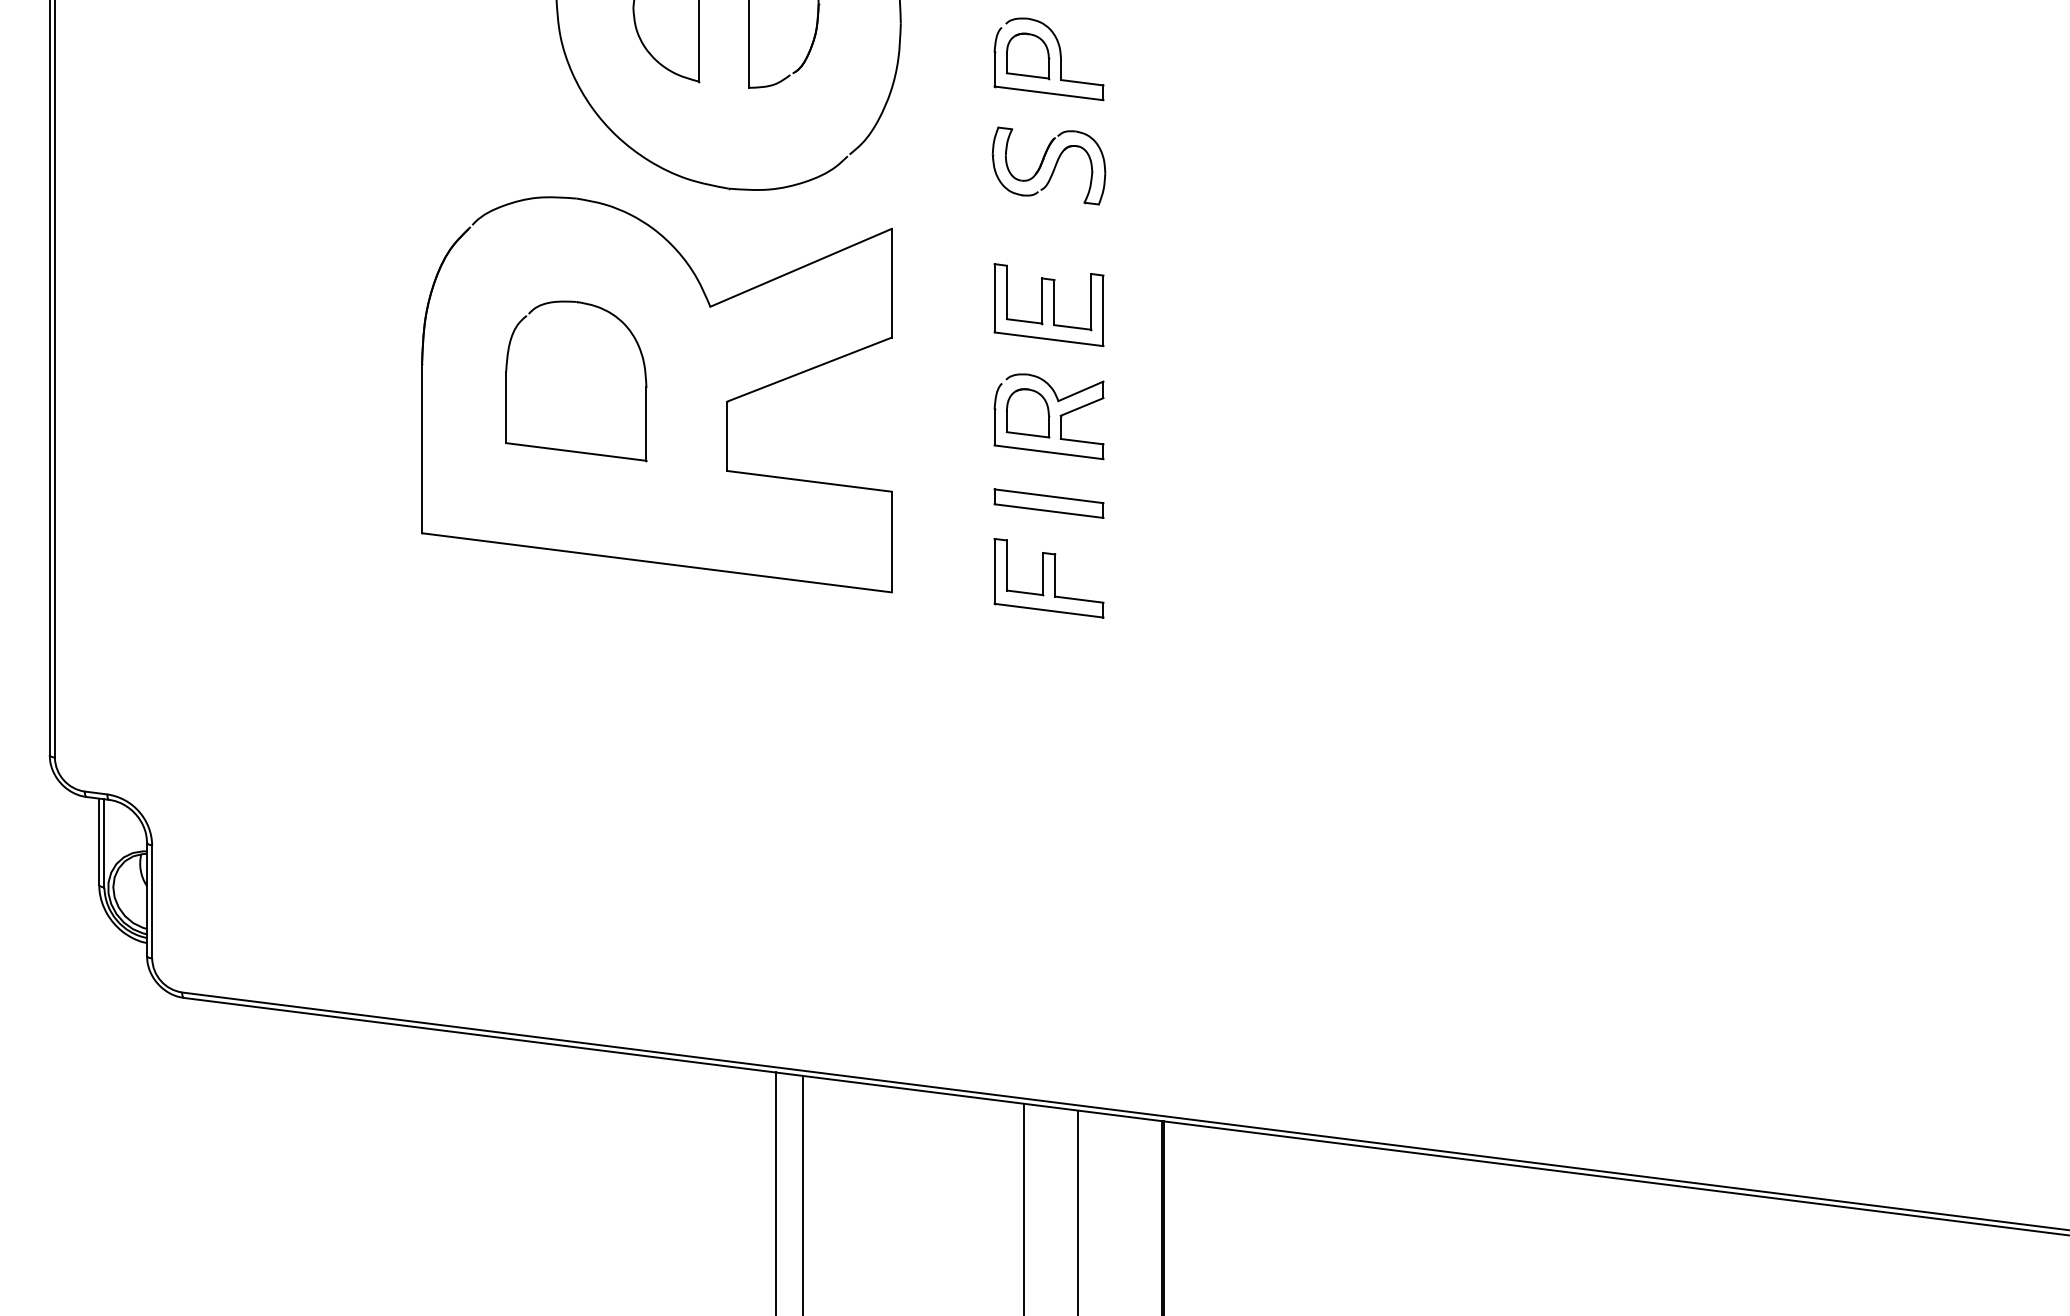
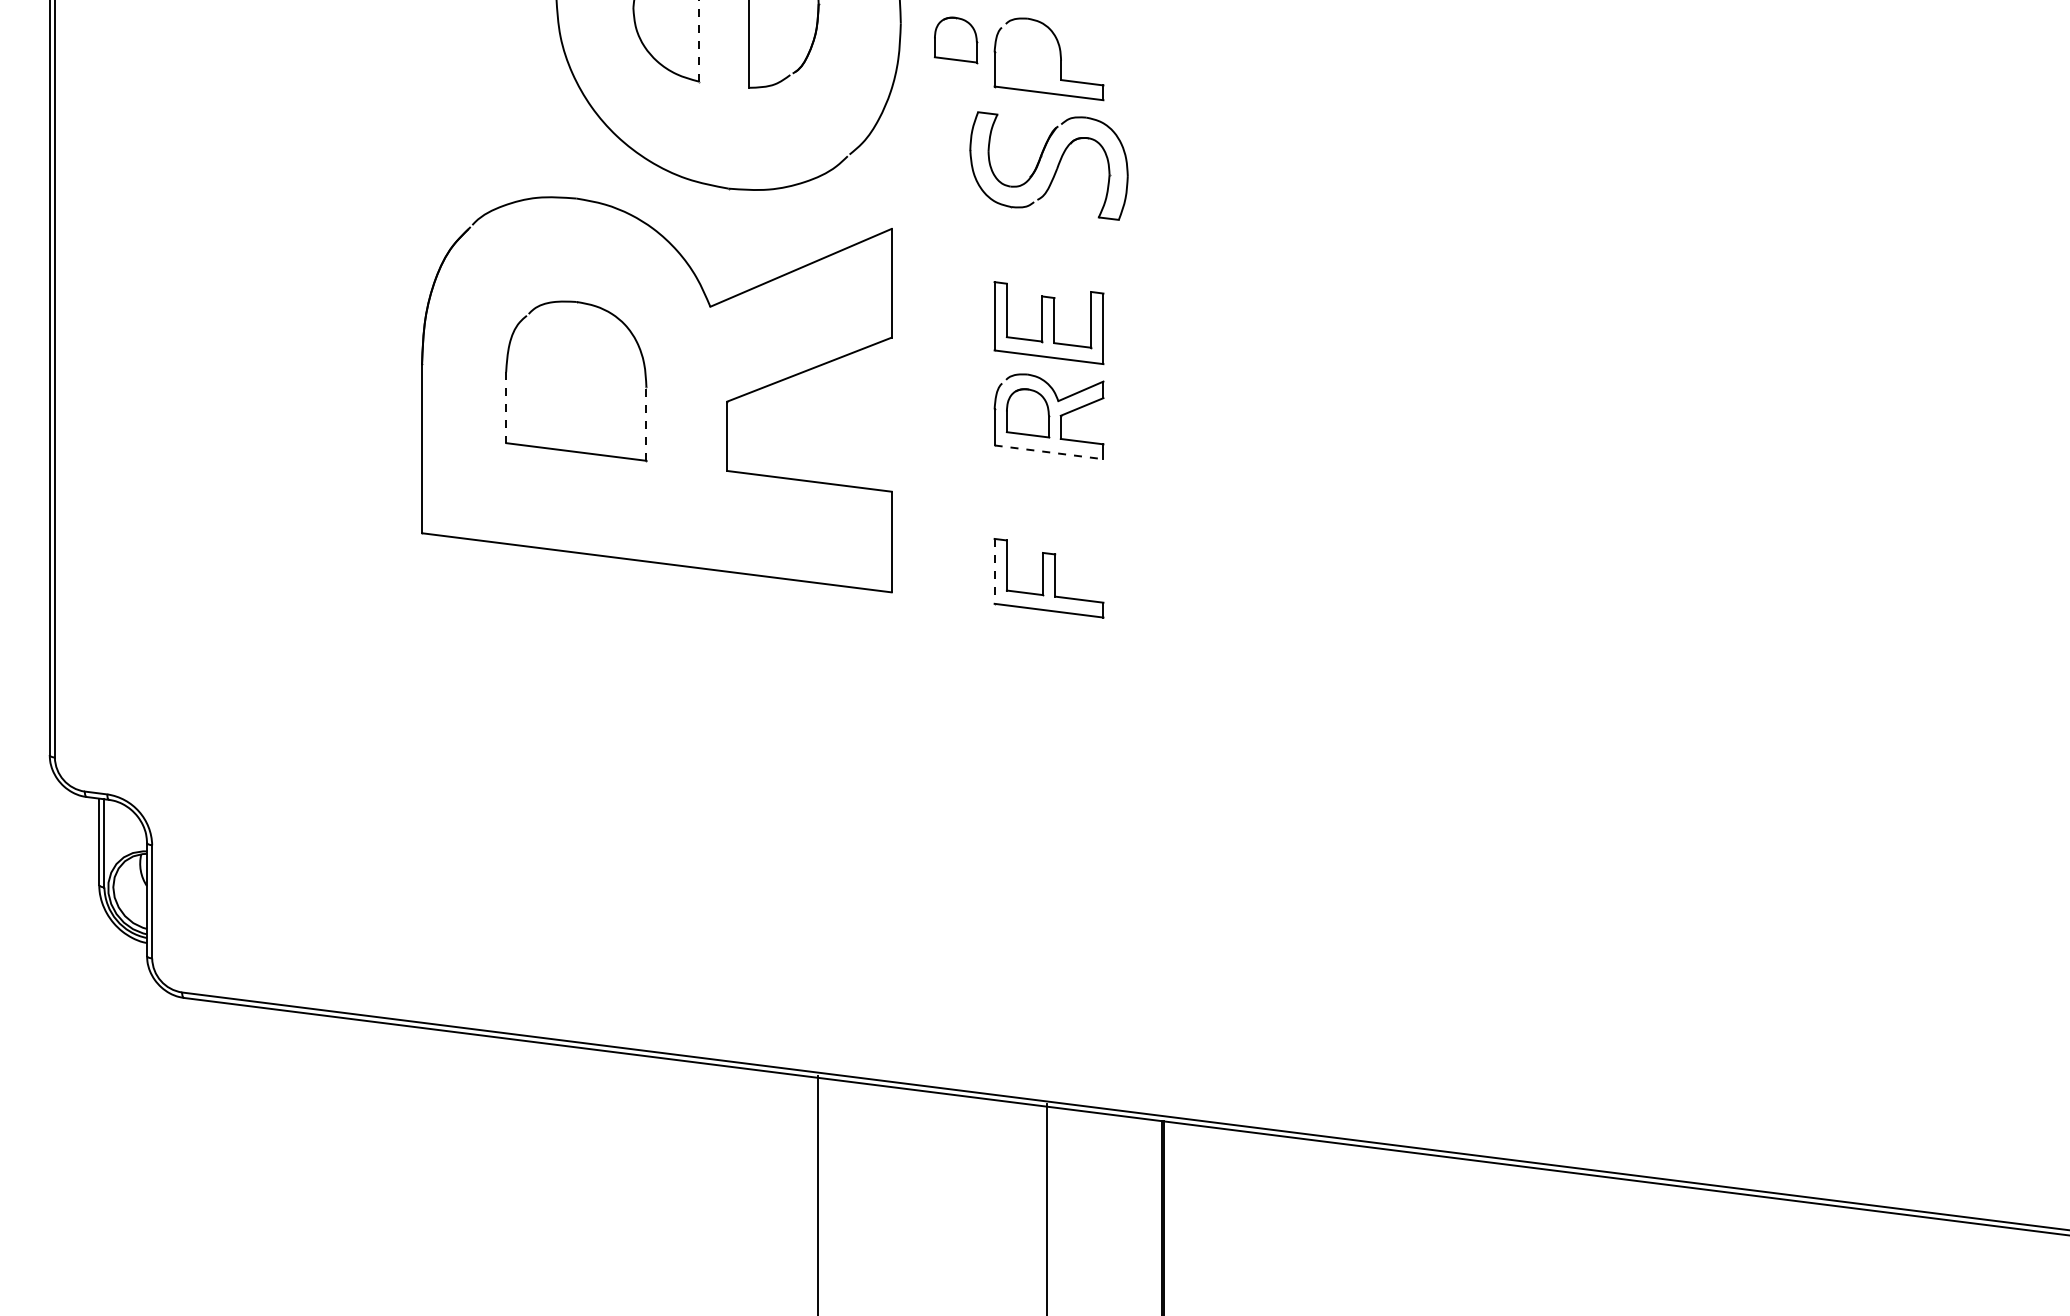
line: solid -> dashed (698, 40)
part position: (1027, 56) -> (955, 40) (955, 40)
part size: 116x80 px -> 160x110 px (1048, 165)
part position: (1048, 304) -> (1048, 322) (1048, 322)
line: solid -> dashed (506, 408)
line: solid -> dashed (646, 424)
line: solid -> dashed (1049, 452)
part: present -> none (1048, 503)
line: solid -> dashed (994, 571)
line: present -> none (775, 1192)
line position: (802, 1193) -> (817, 1193) (817, 1193)
line position: (1024, 1207) -> (1047, 1207) (1047, 1207)
line: present -> none (1077, 1211)
